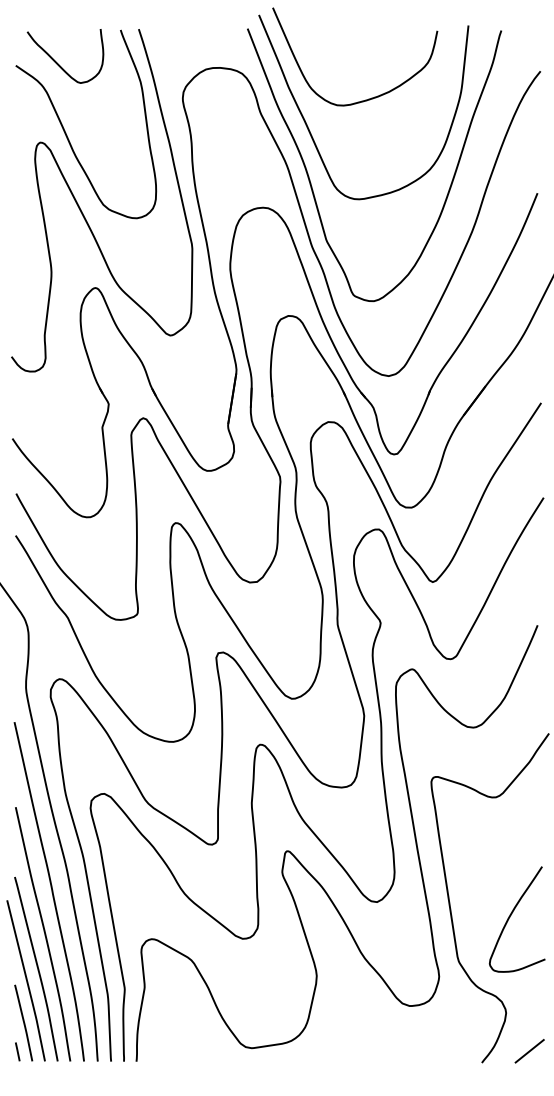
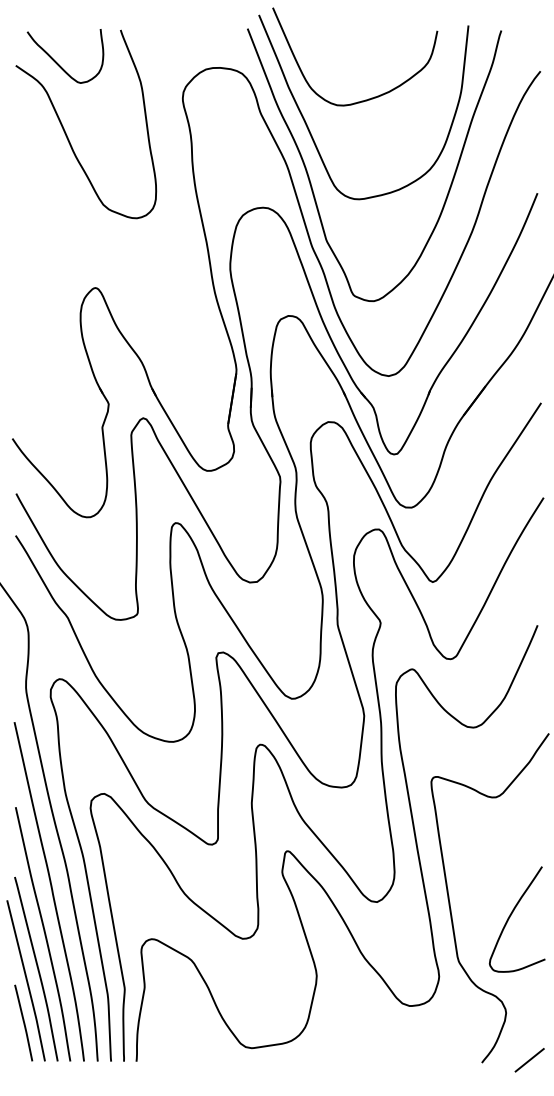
curve: present -> none (82, 211)
line: present -> none (17, 1051)
line position: (529, 1051) -> (529, 1060) (529, 1060)
